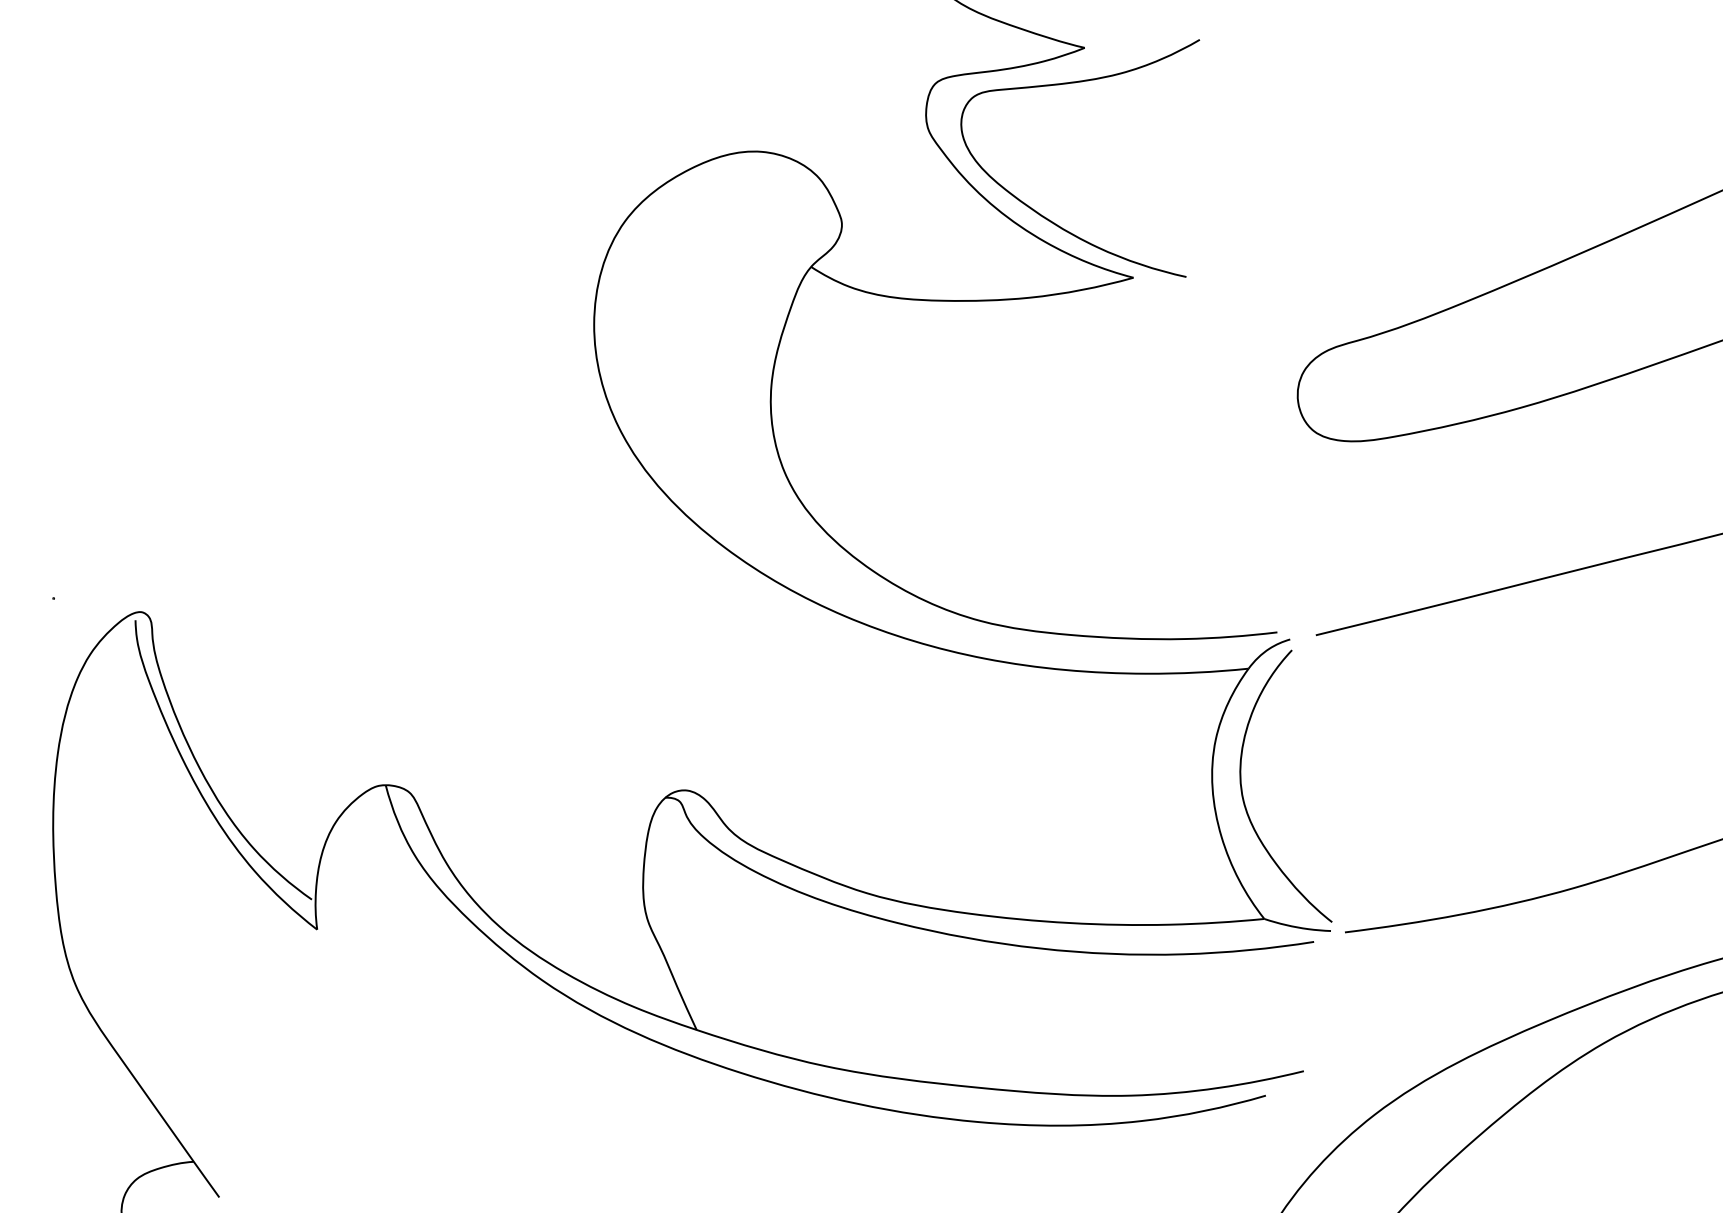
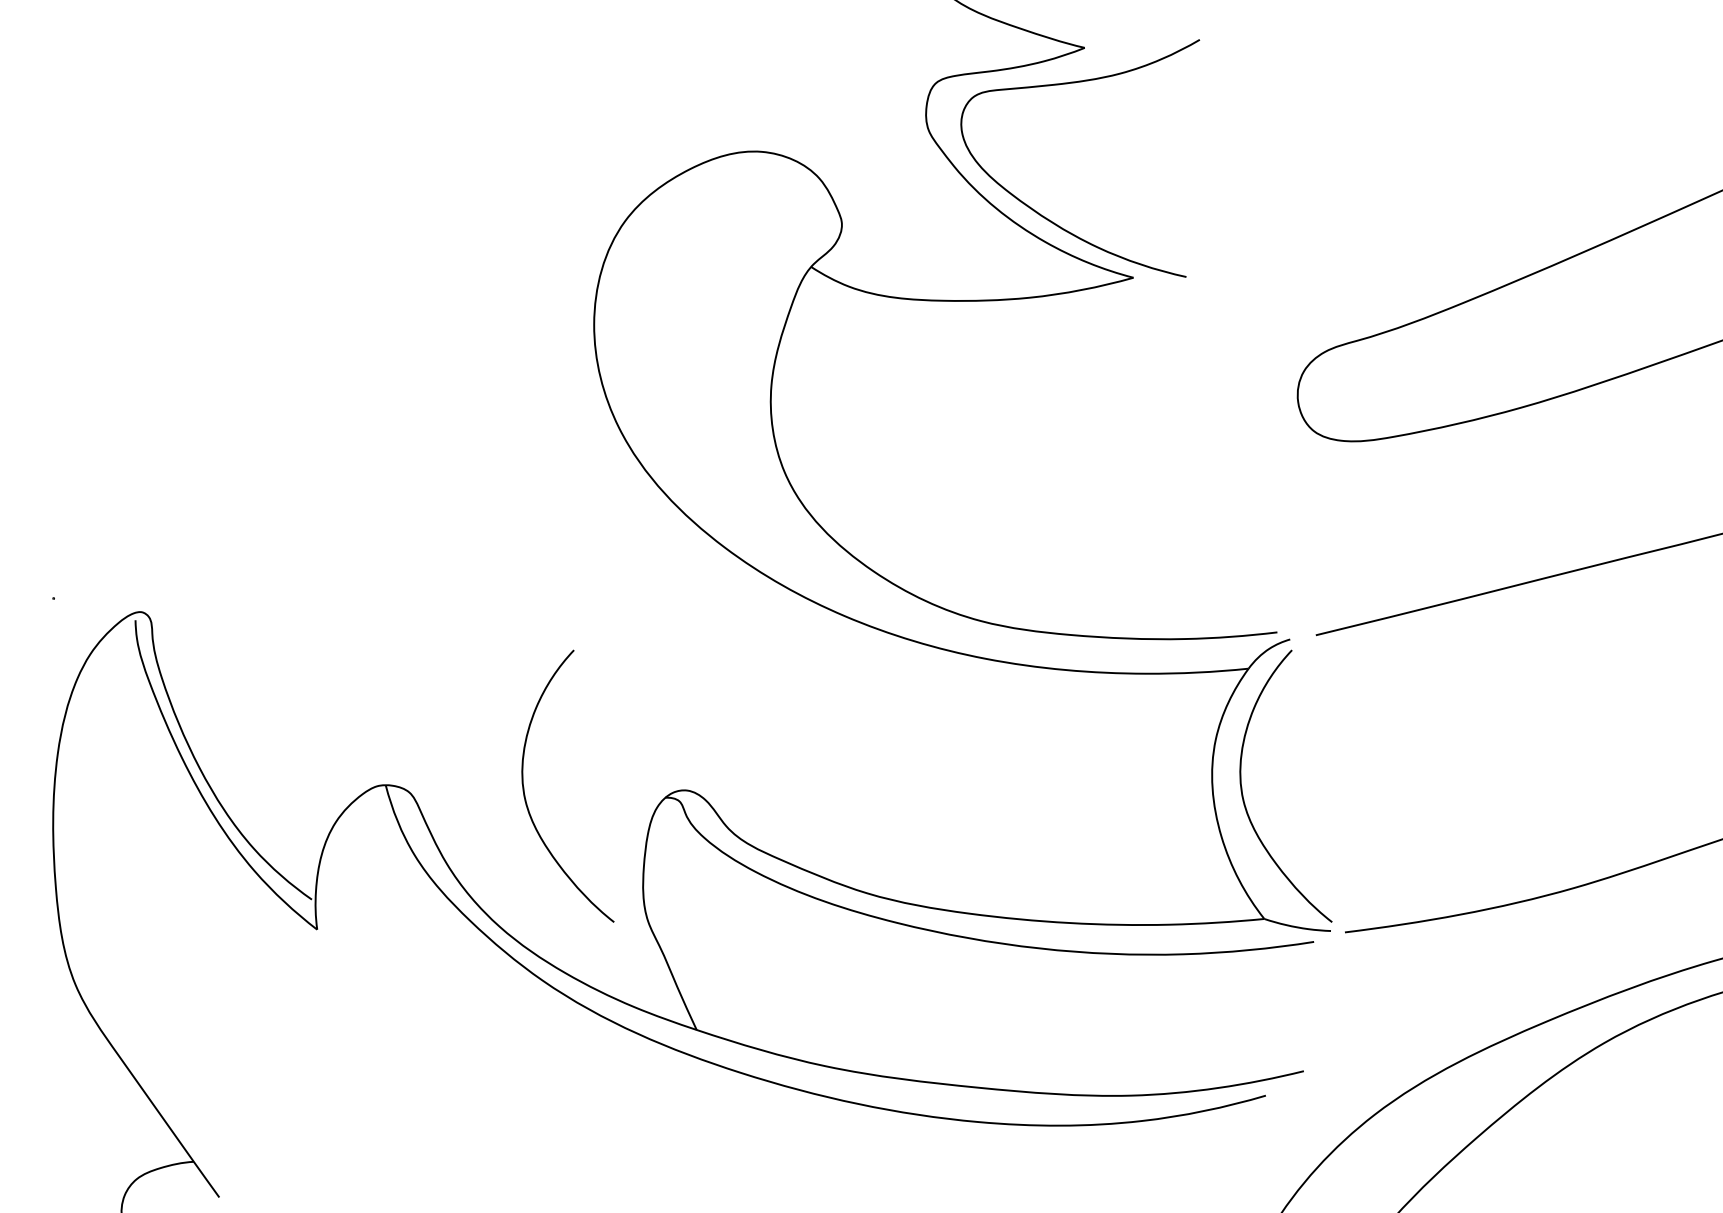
curve: none -> present (525, 794)
